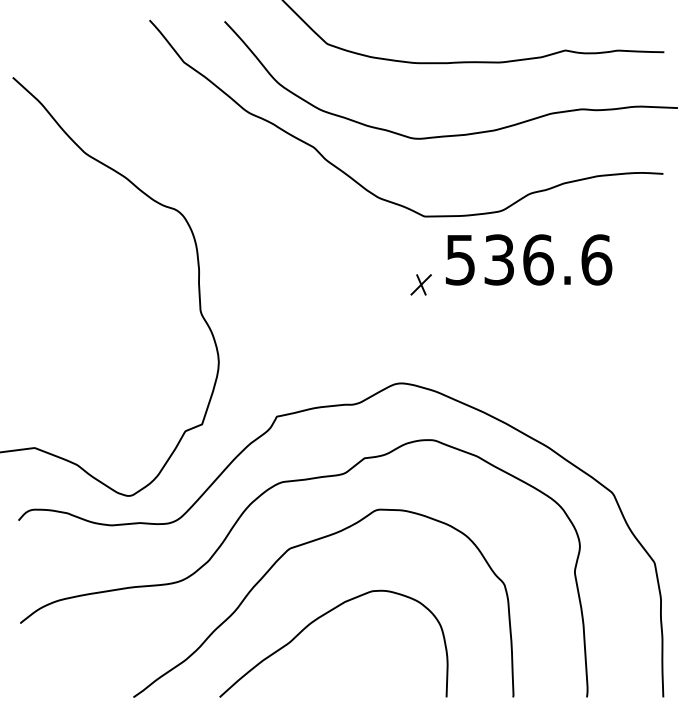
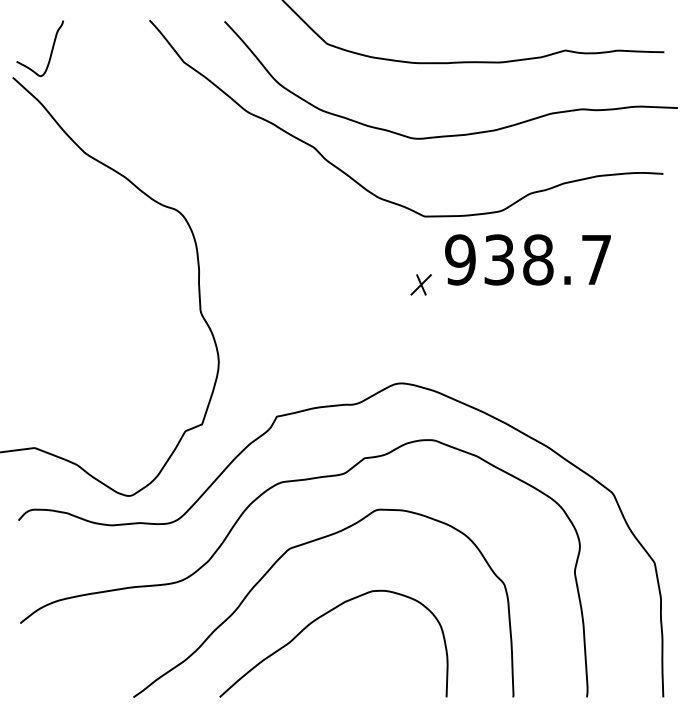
curve: none -> present (50, 52)
text: 536.6 -> 938.7 (528, 259)
